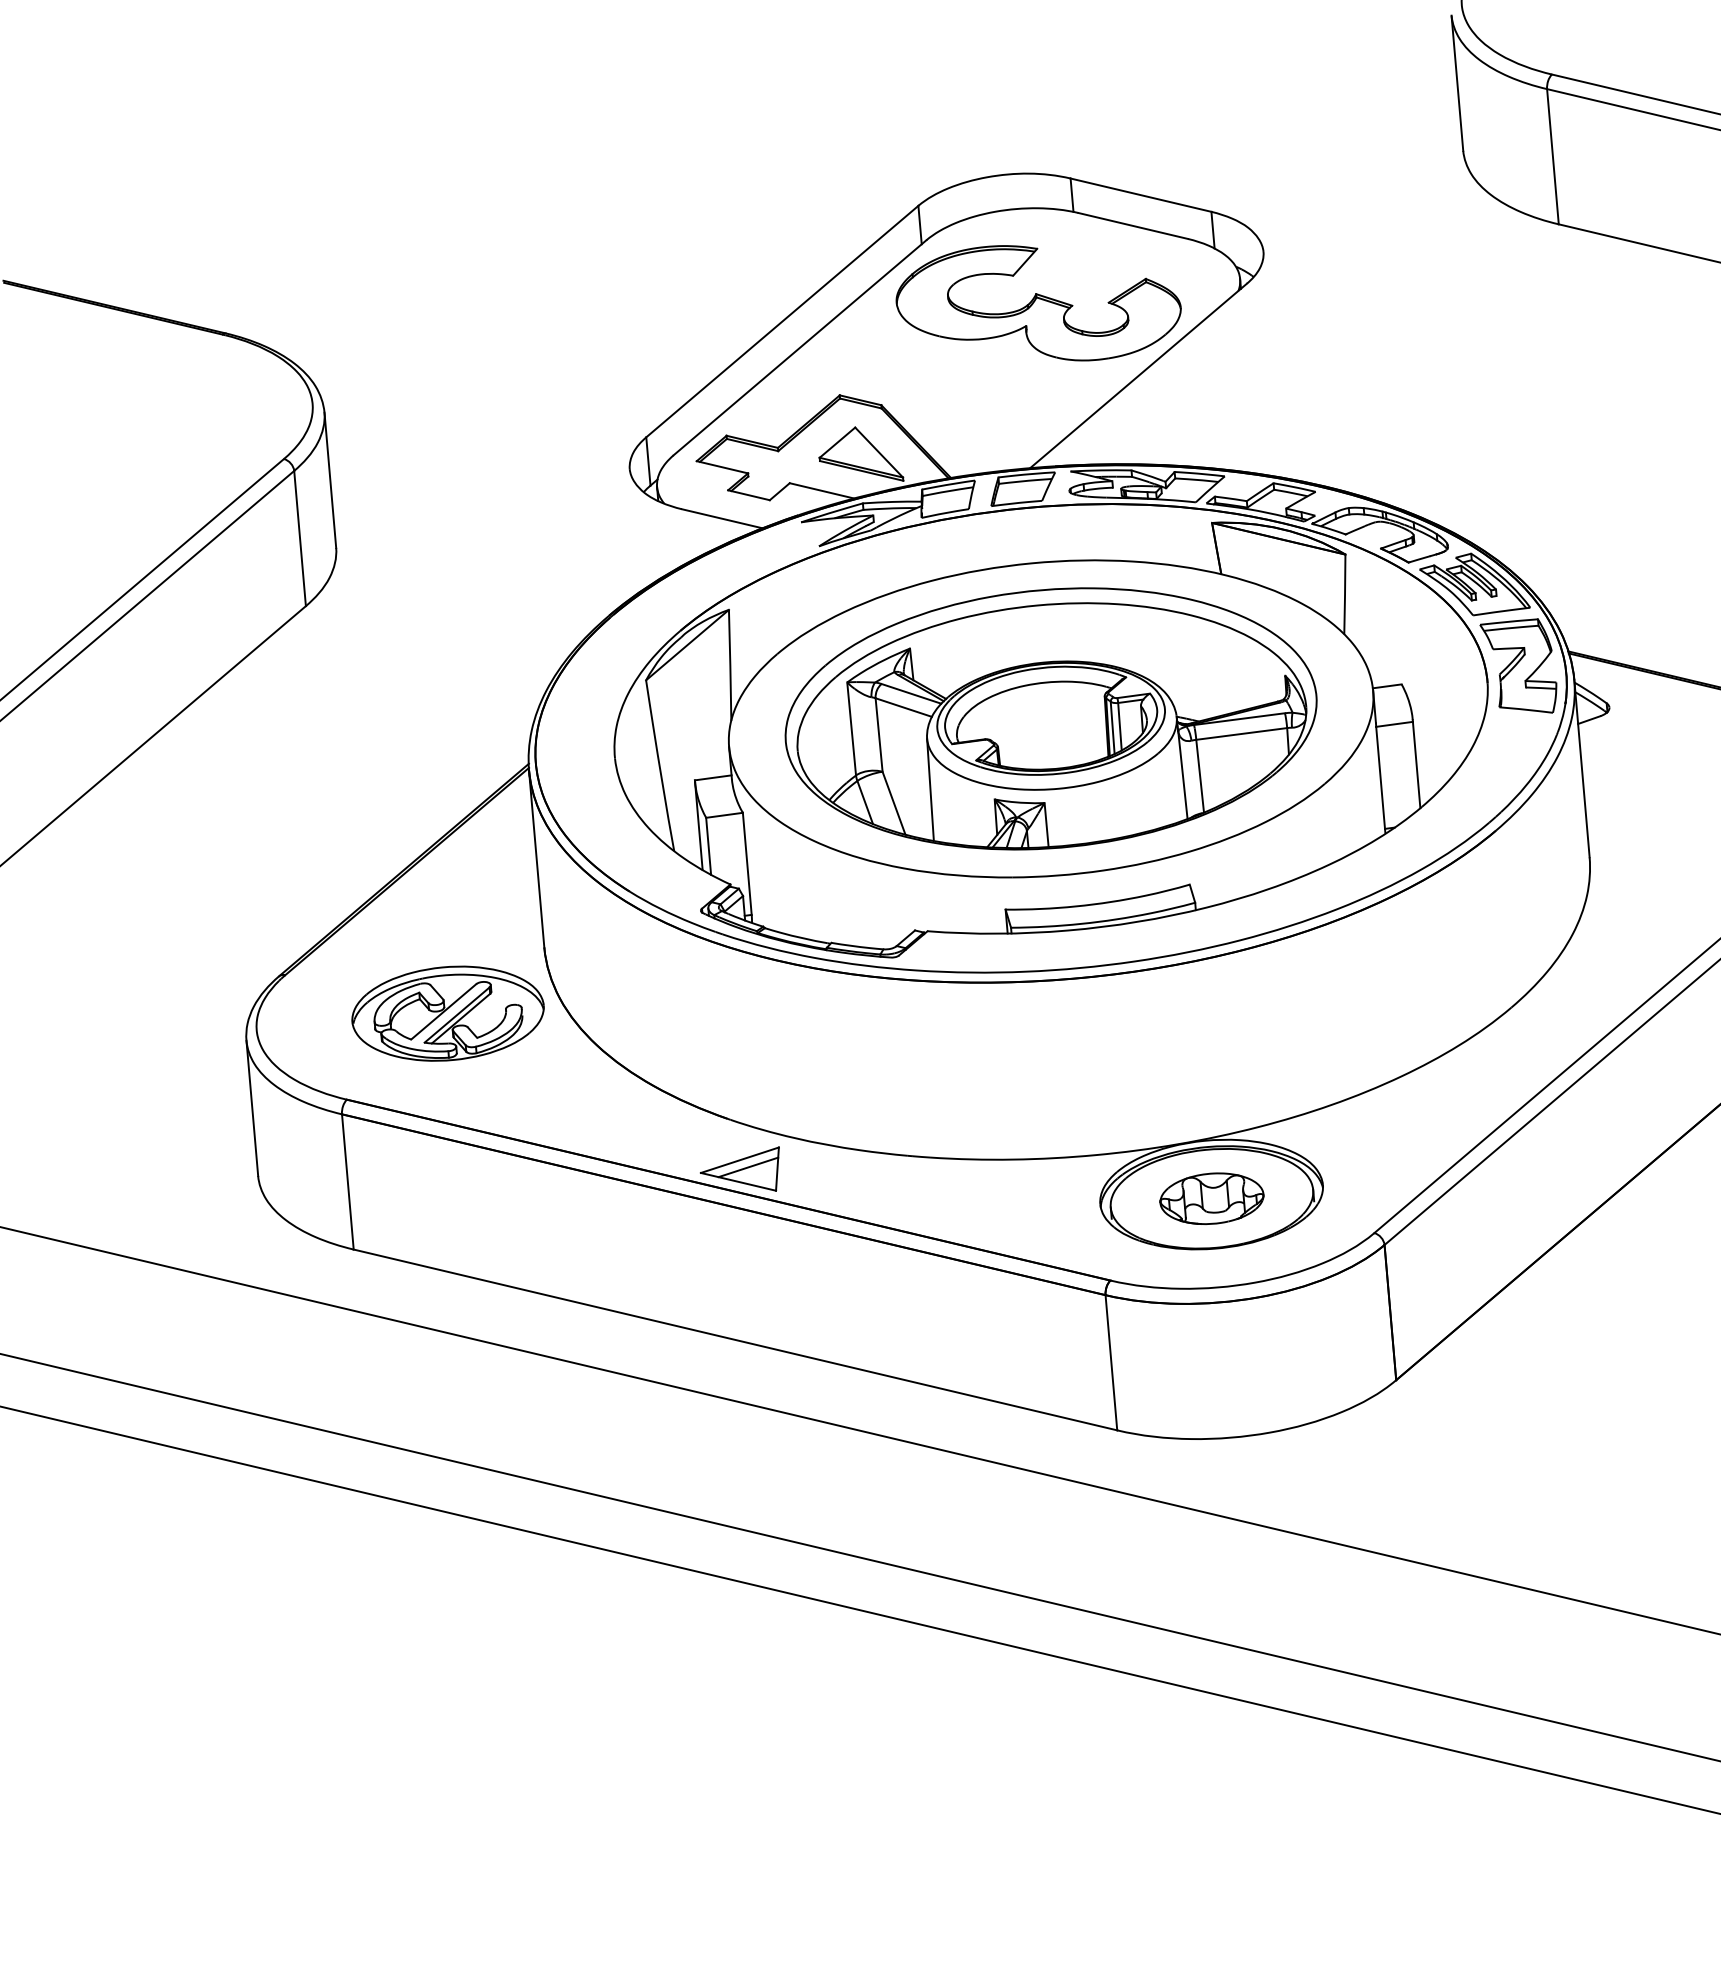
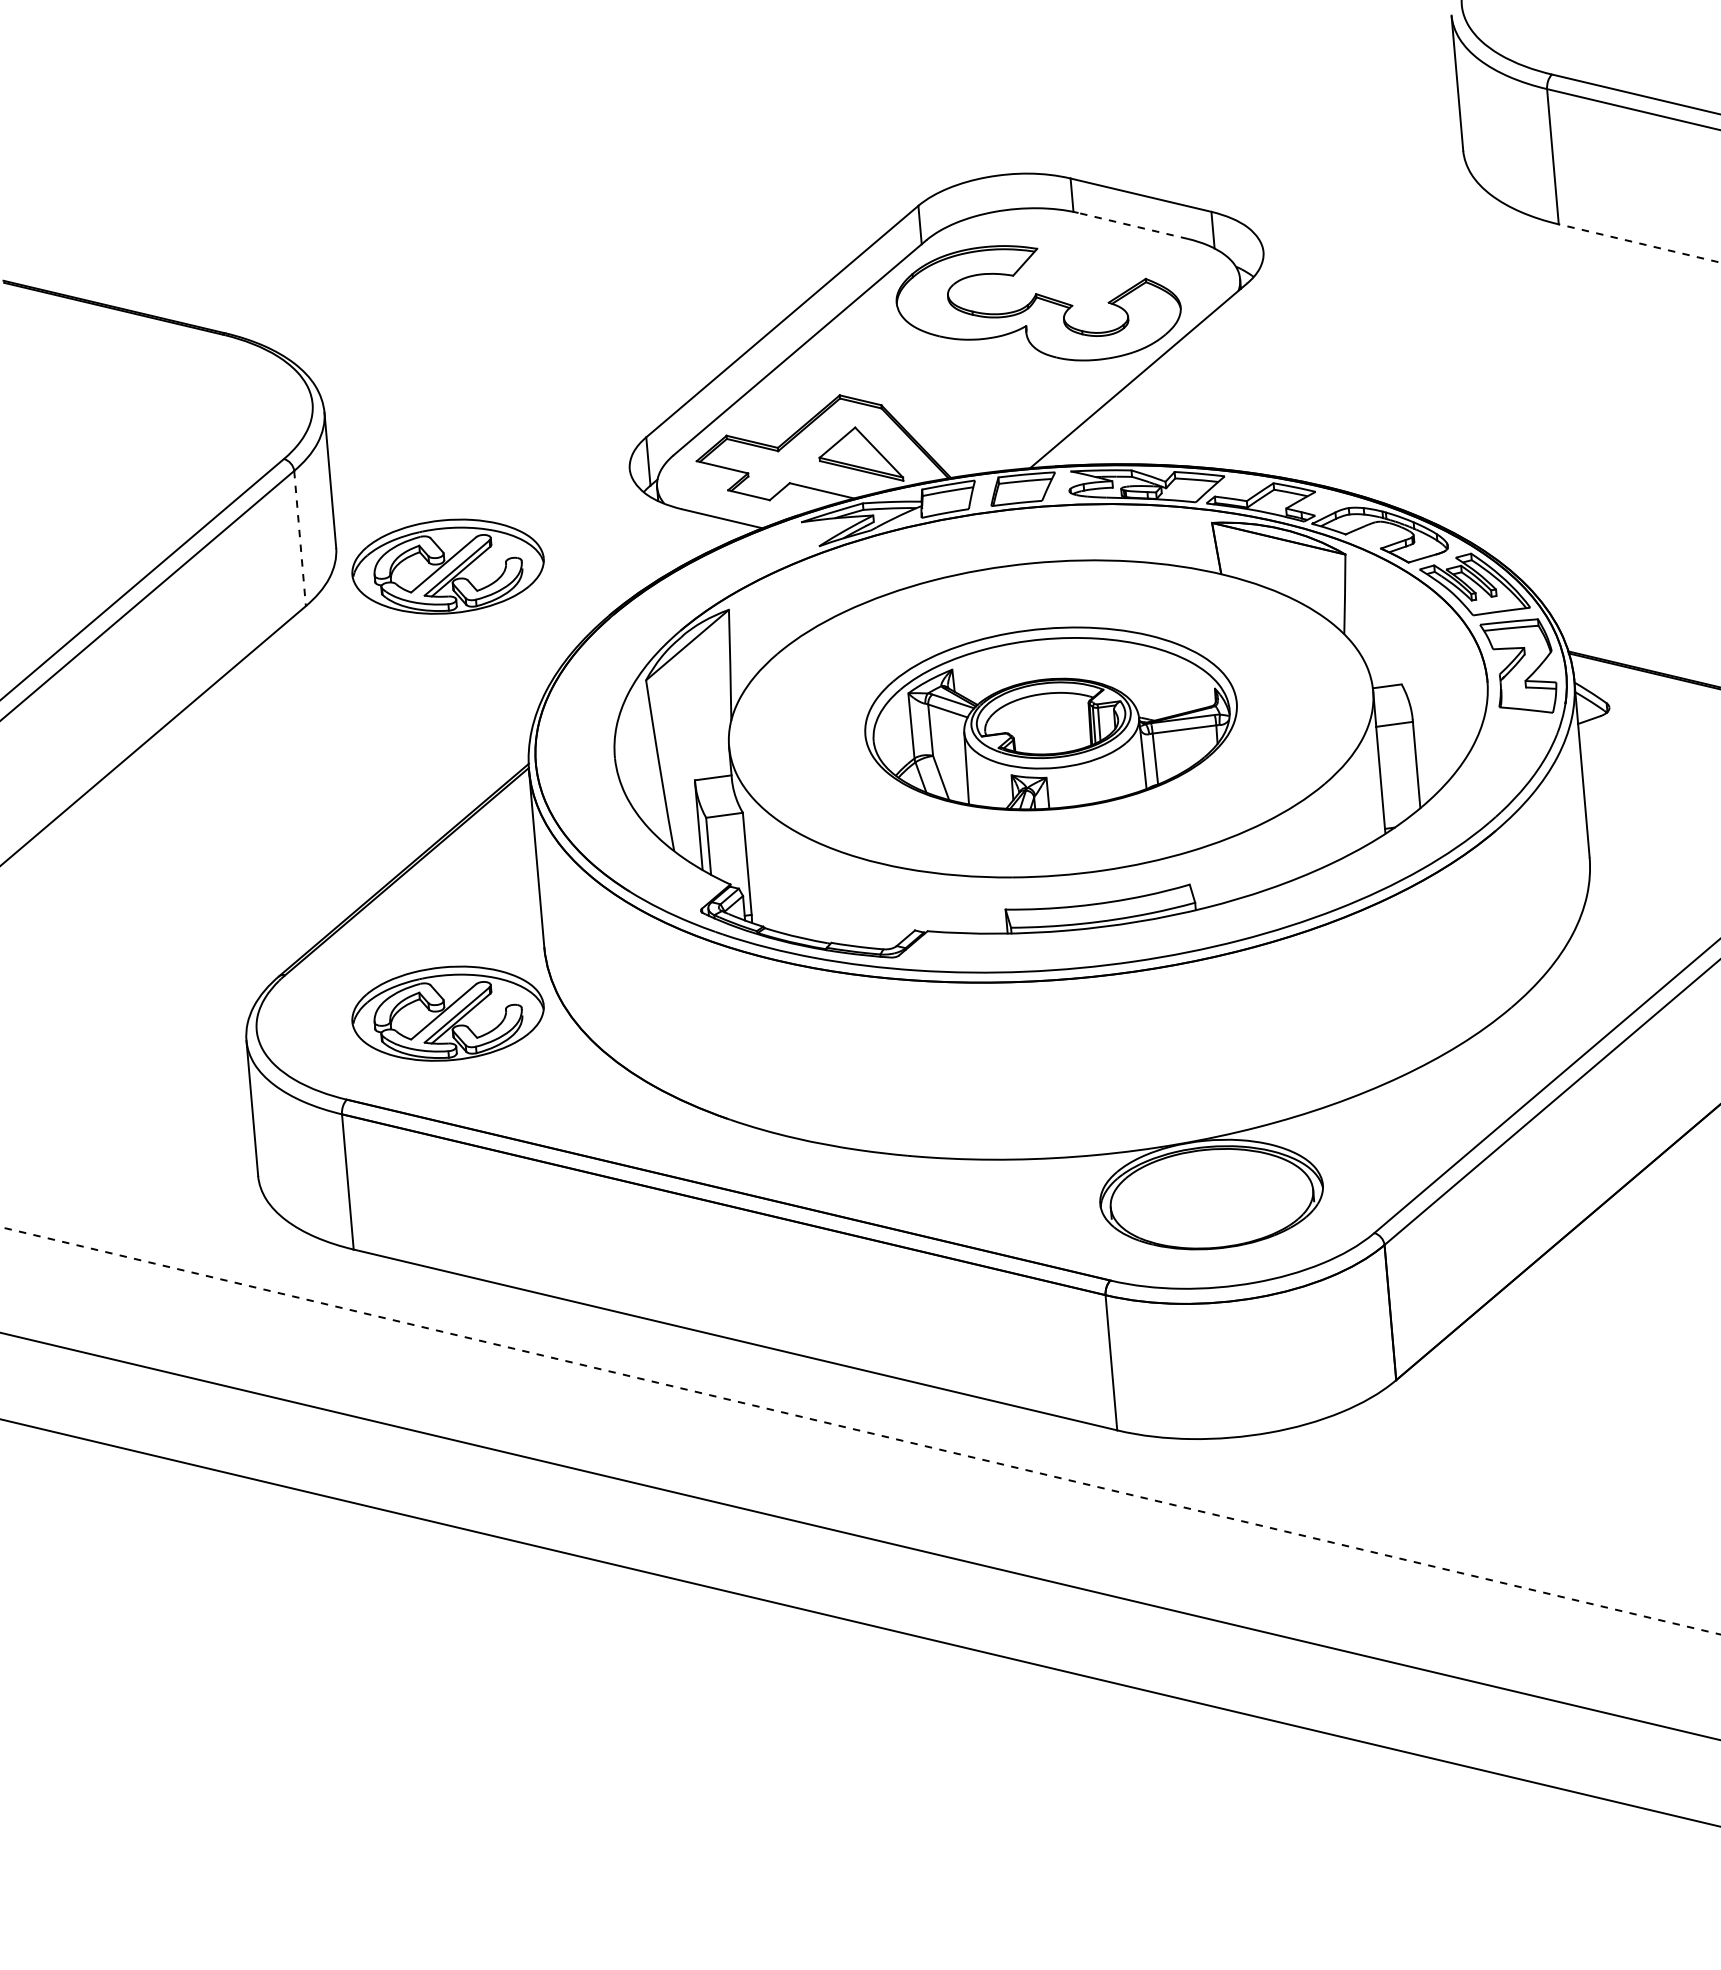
line: solid -> dashed (1132, 225)
line: solid -> dashed (1639, 243)
line: solid -> dashed (300, 538)
part: none -> present (447, 566)
part size: 534x264 px -> 374x186 px (1050, 718)
part: present -> none (739, 1168)
part: present -> none (1211, 1198)
line: solid -> dashed (860, 1430)
line position: (859, 1557) -> (859, 1536) (859, 1536)
line position: (859, 1610) -> (859, 1622) (859, 1622)
